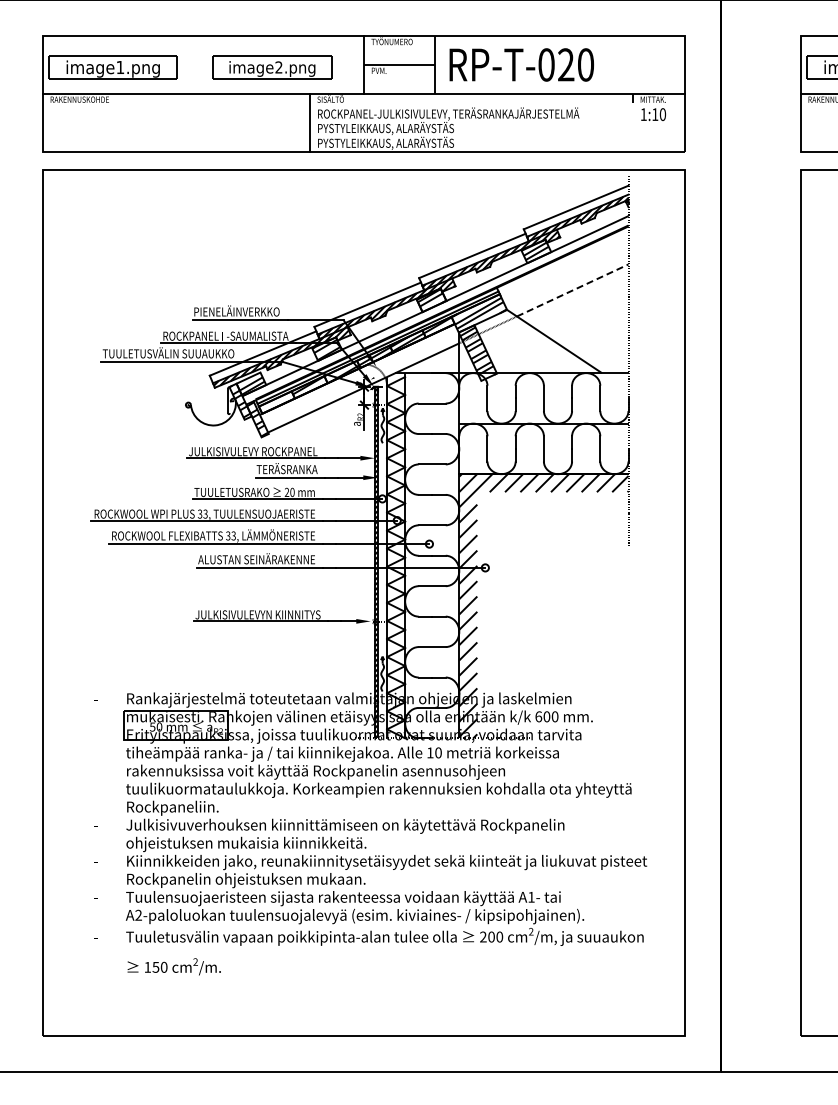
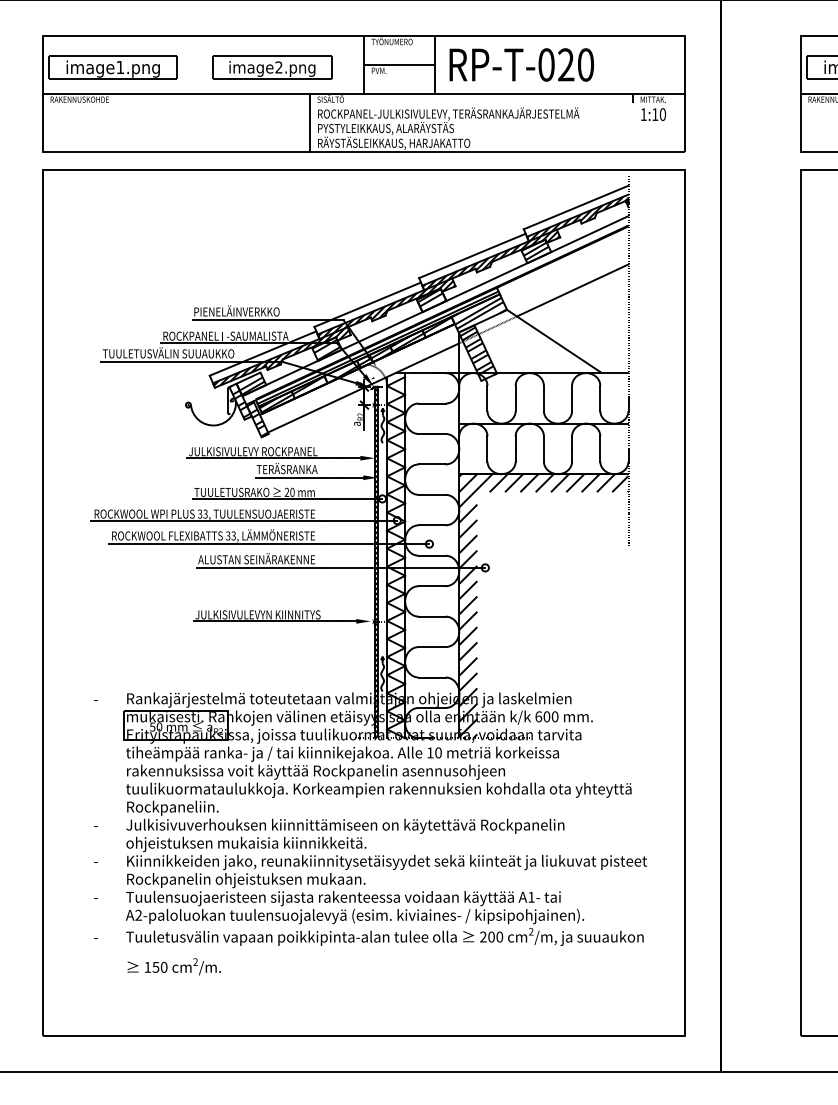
text: PYSTYLEIKKAUS, ALARÄYSTÄS -> RÄYSTÄSLEIKKAUS, HARJAKATTO (394, 142)
line: dashed -> solid (572, 290)
hatch: none -> present (276, 403)
